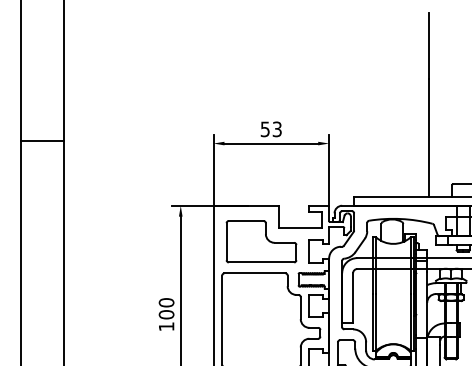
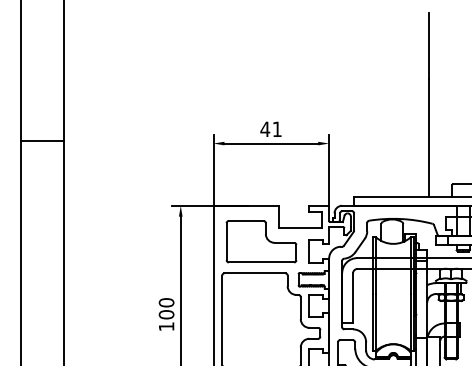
text: 53 -> 41 (270, 129)
